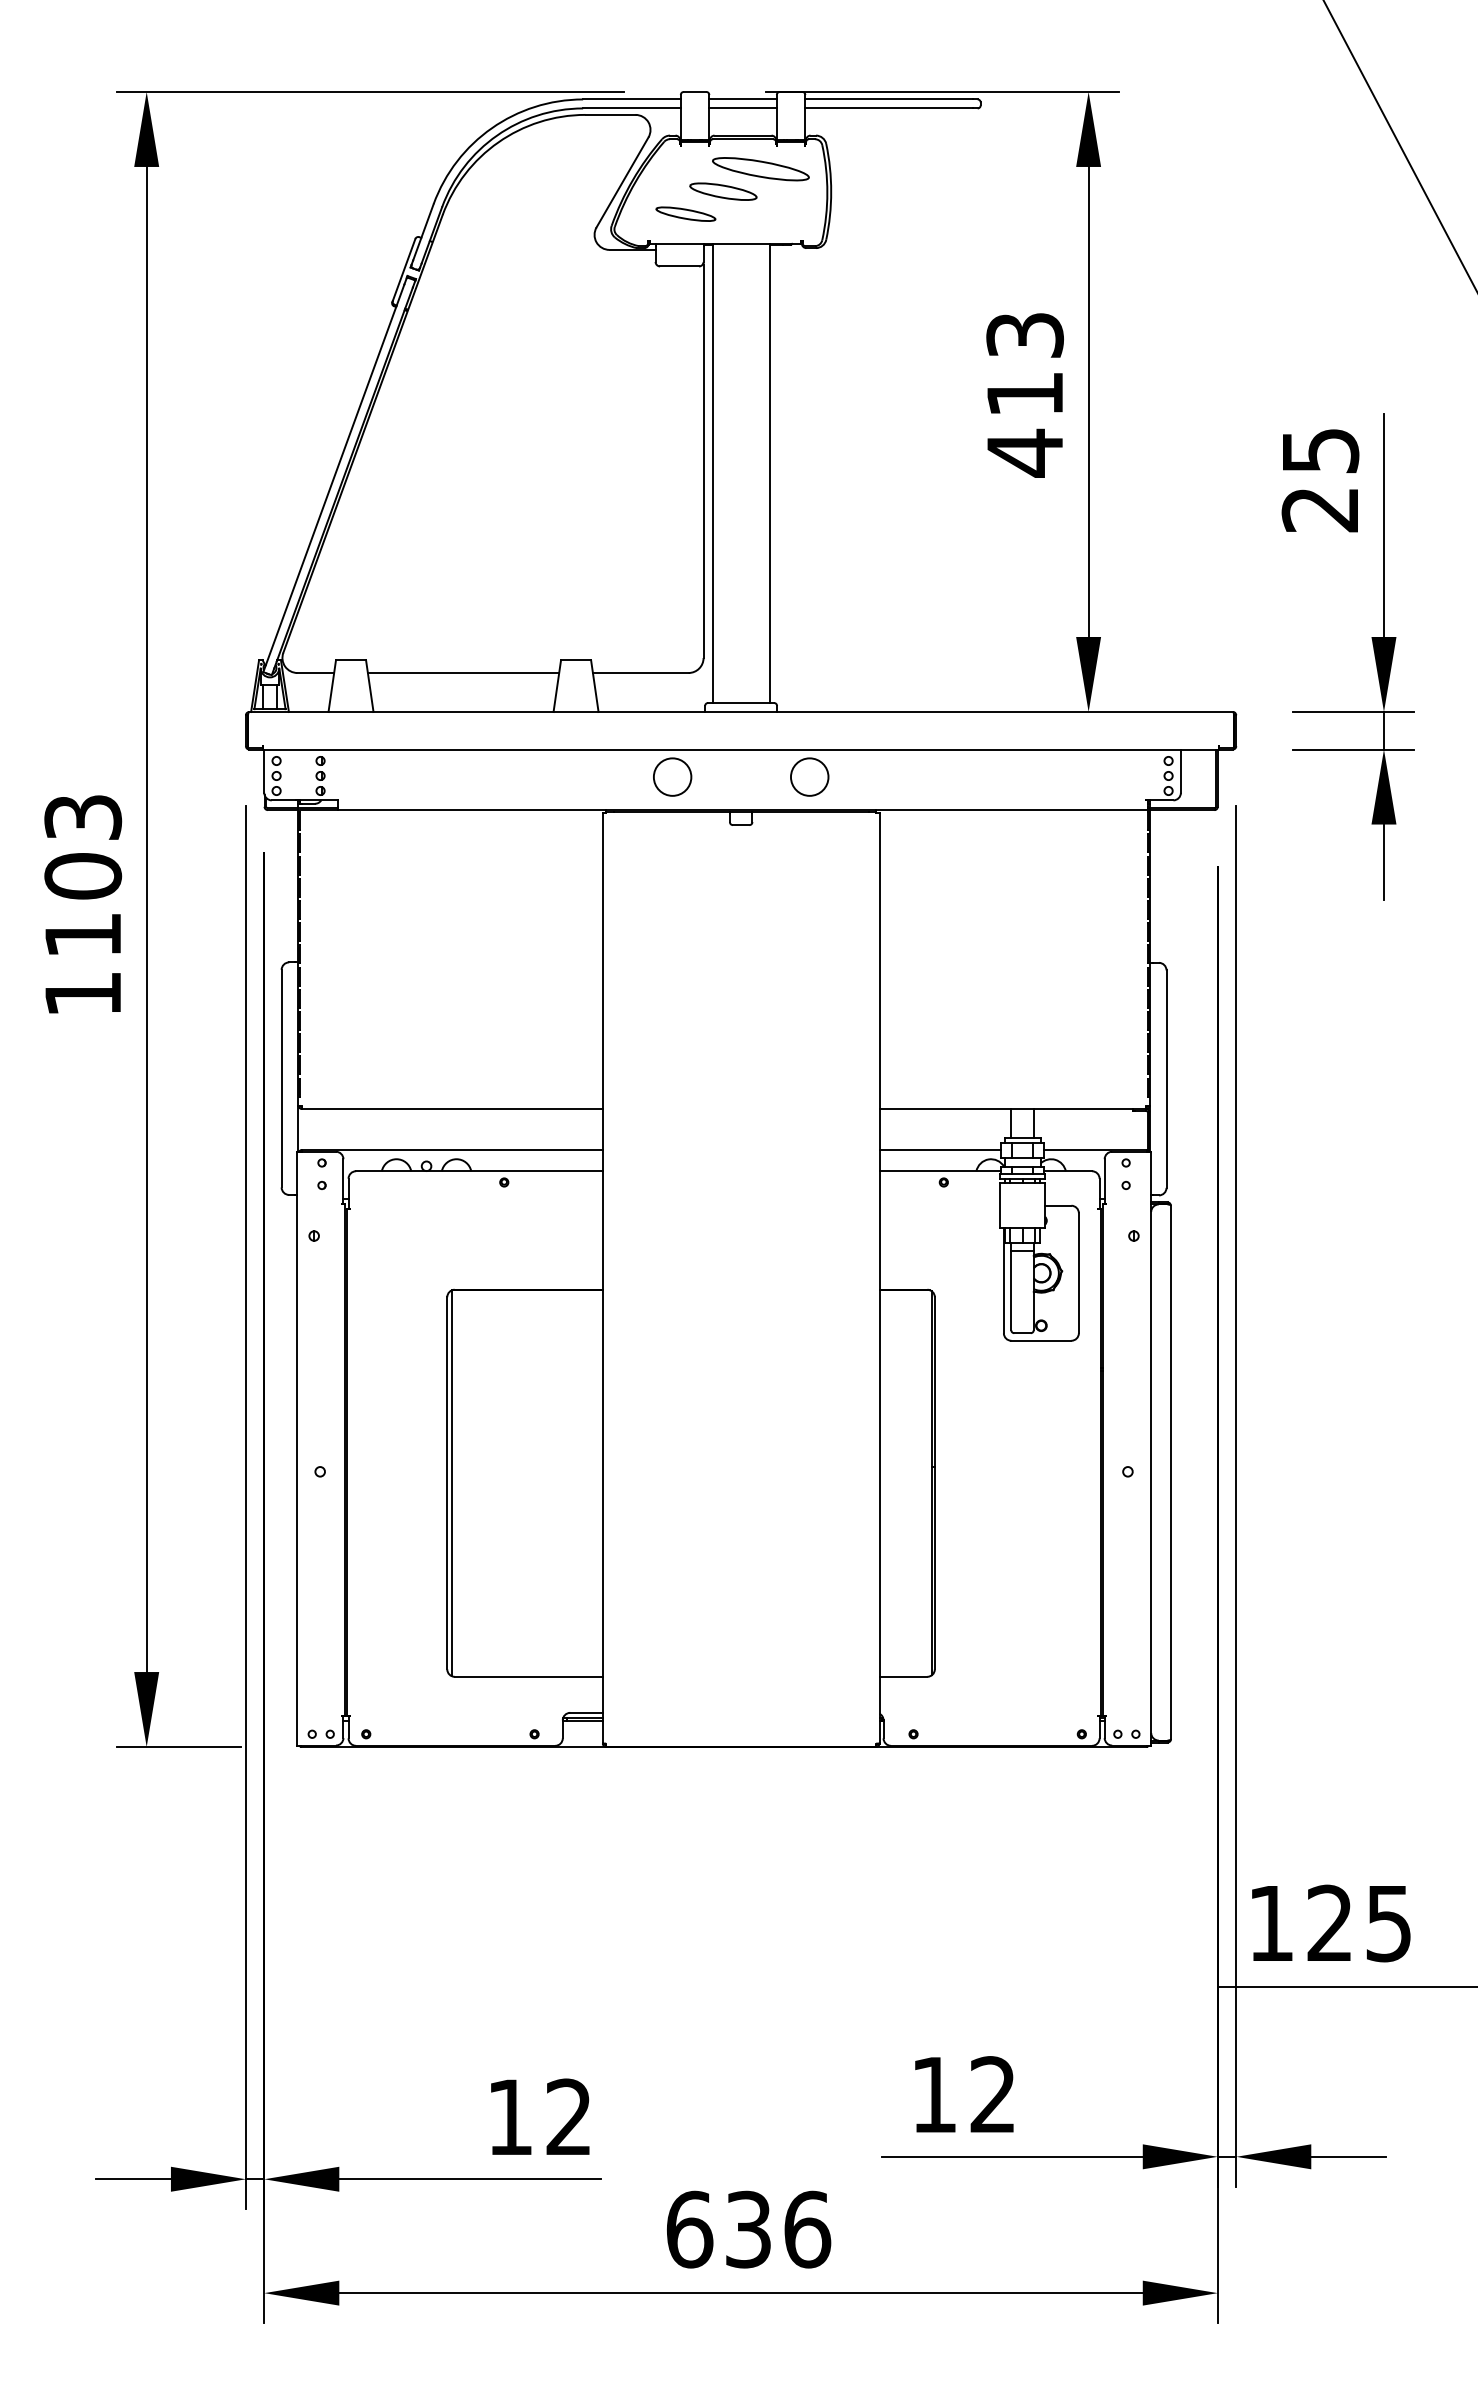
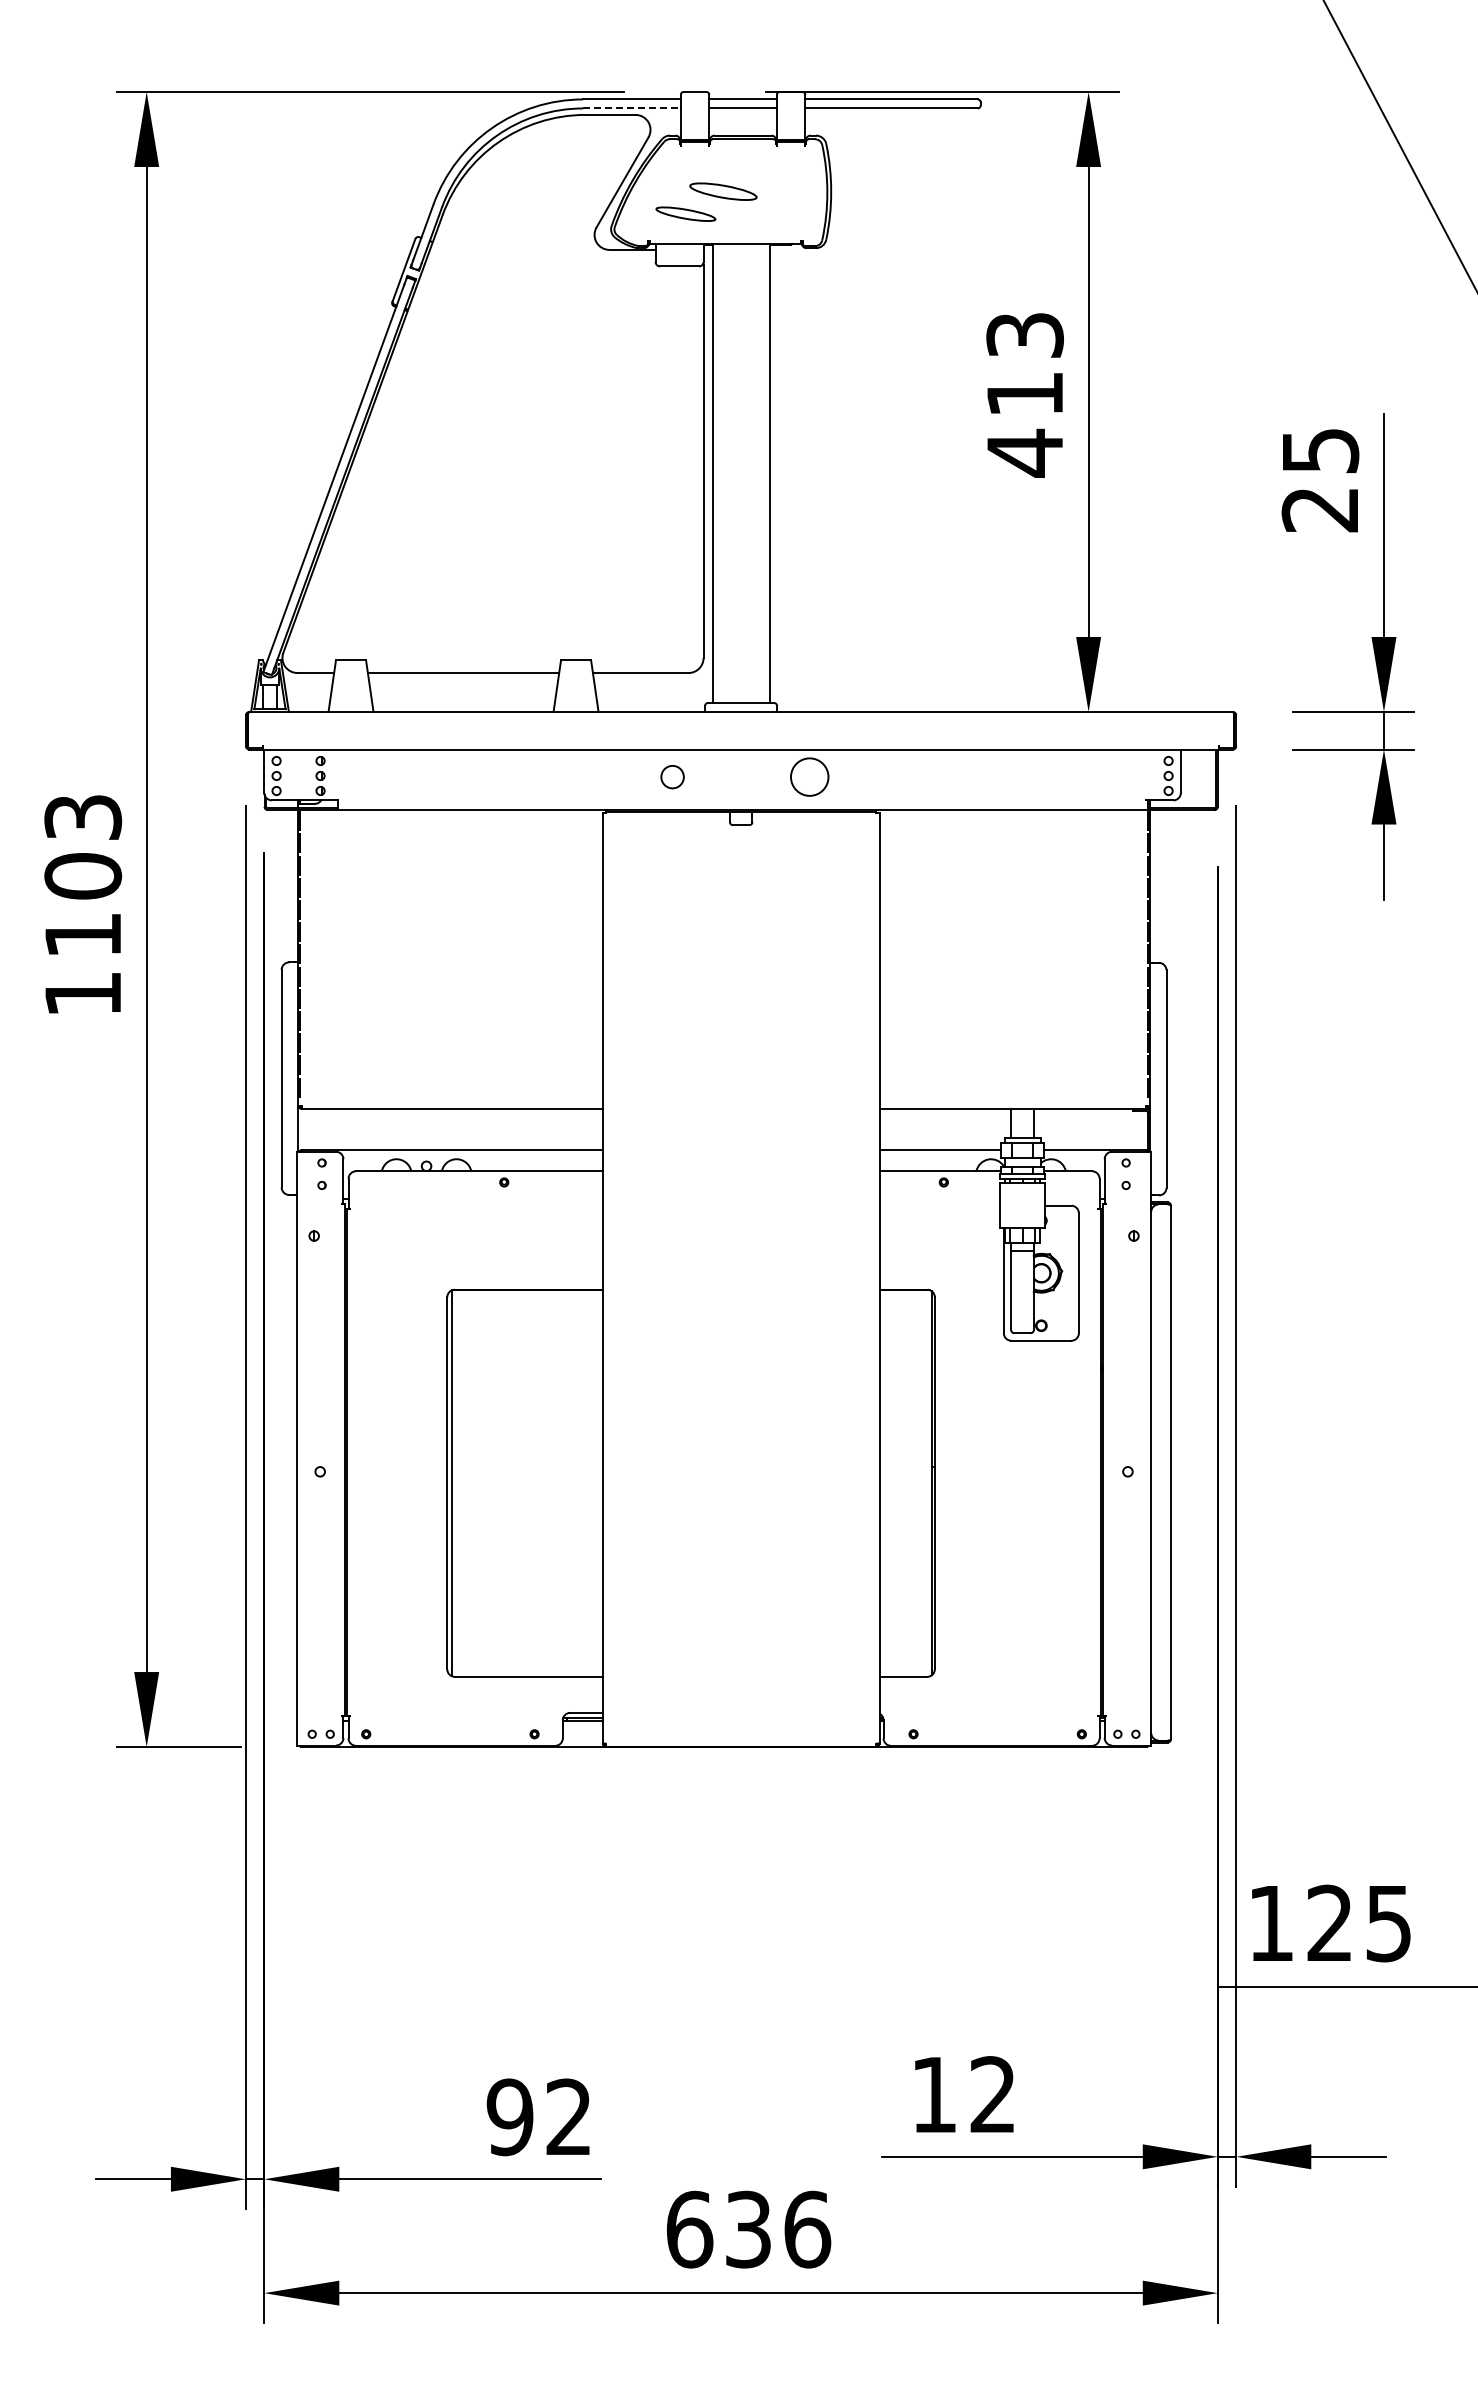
line: solid -> dashed (631, 108)
part: present -> none (760, 169)
circle diameter: 38 px -> 23 px (672, 776)
text: 12 -> 92 (509, 2117)
